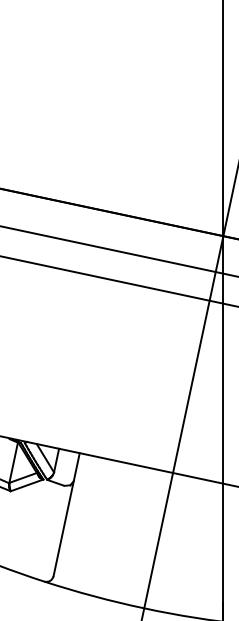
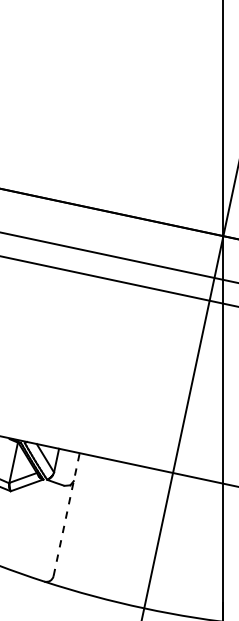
line position: (118, 251) -> (118, 257) (118, 257)
line: solid -> dashed (66, 514)
